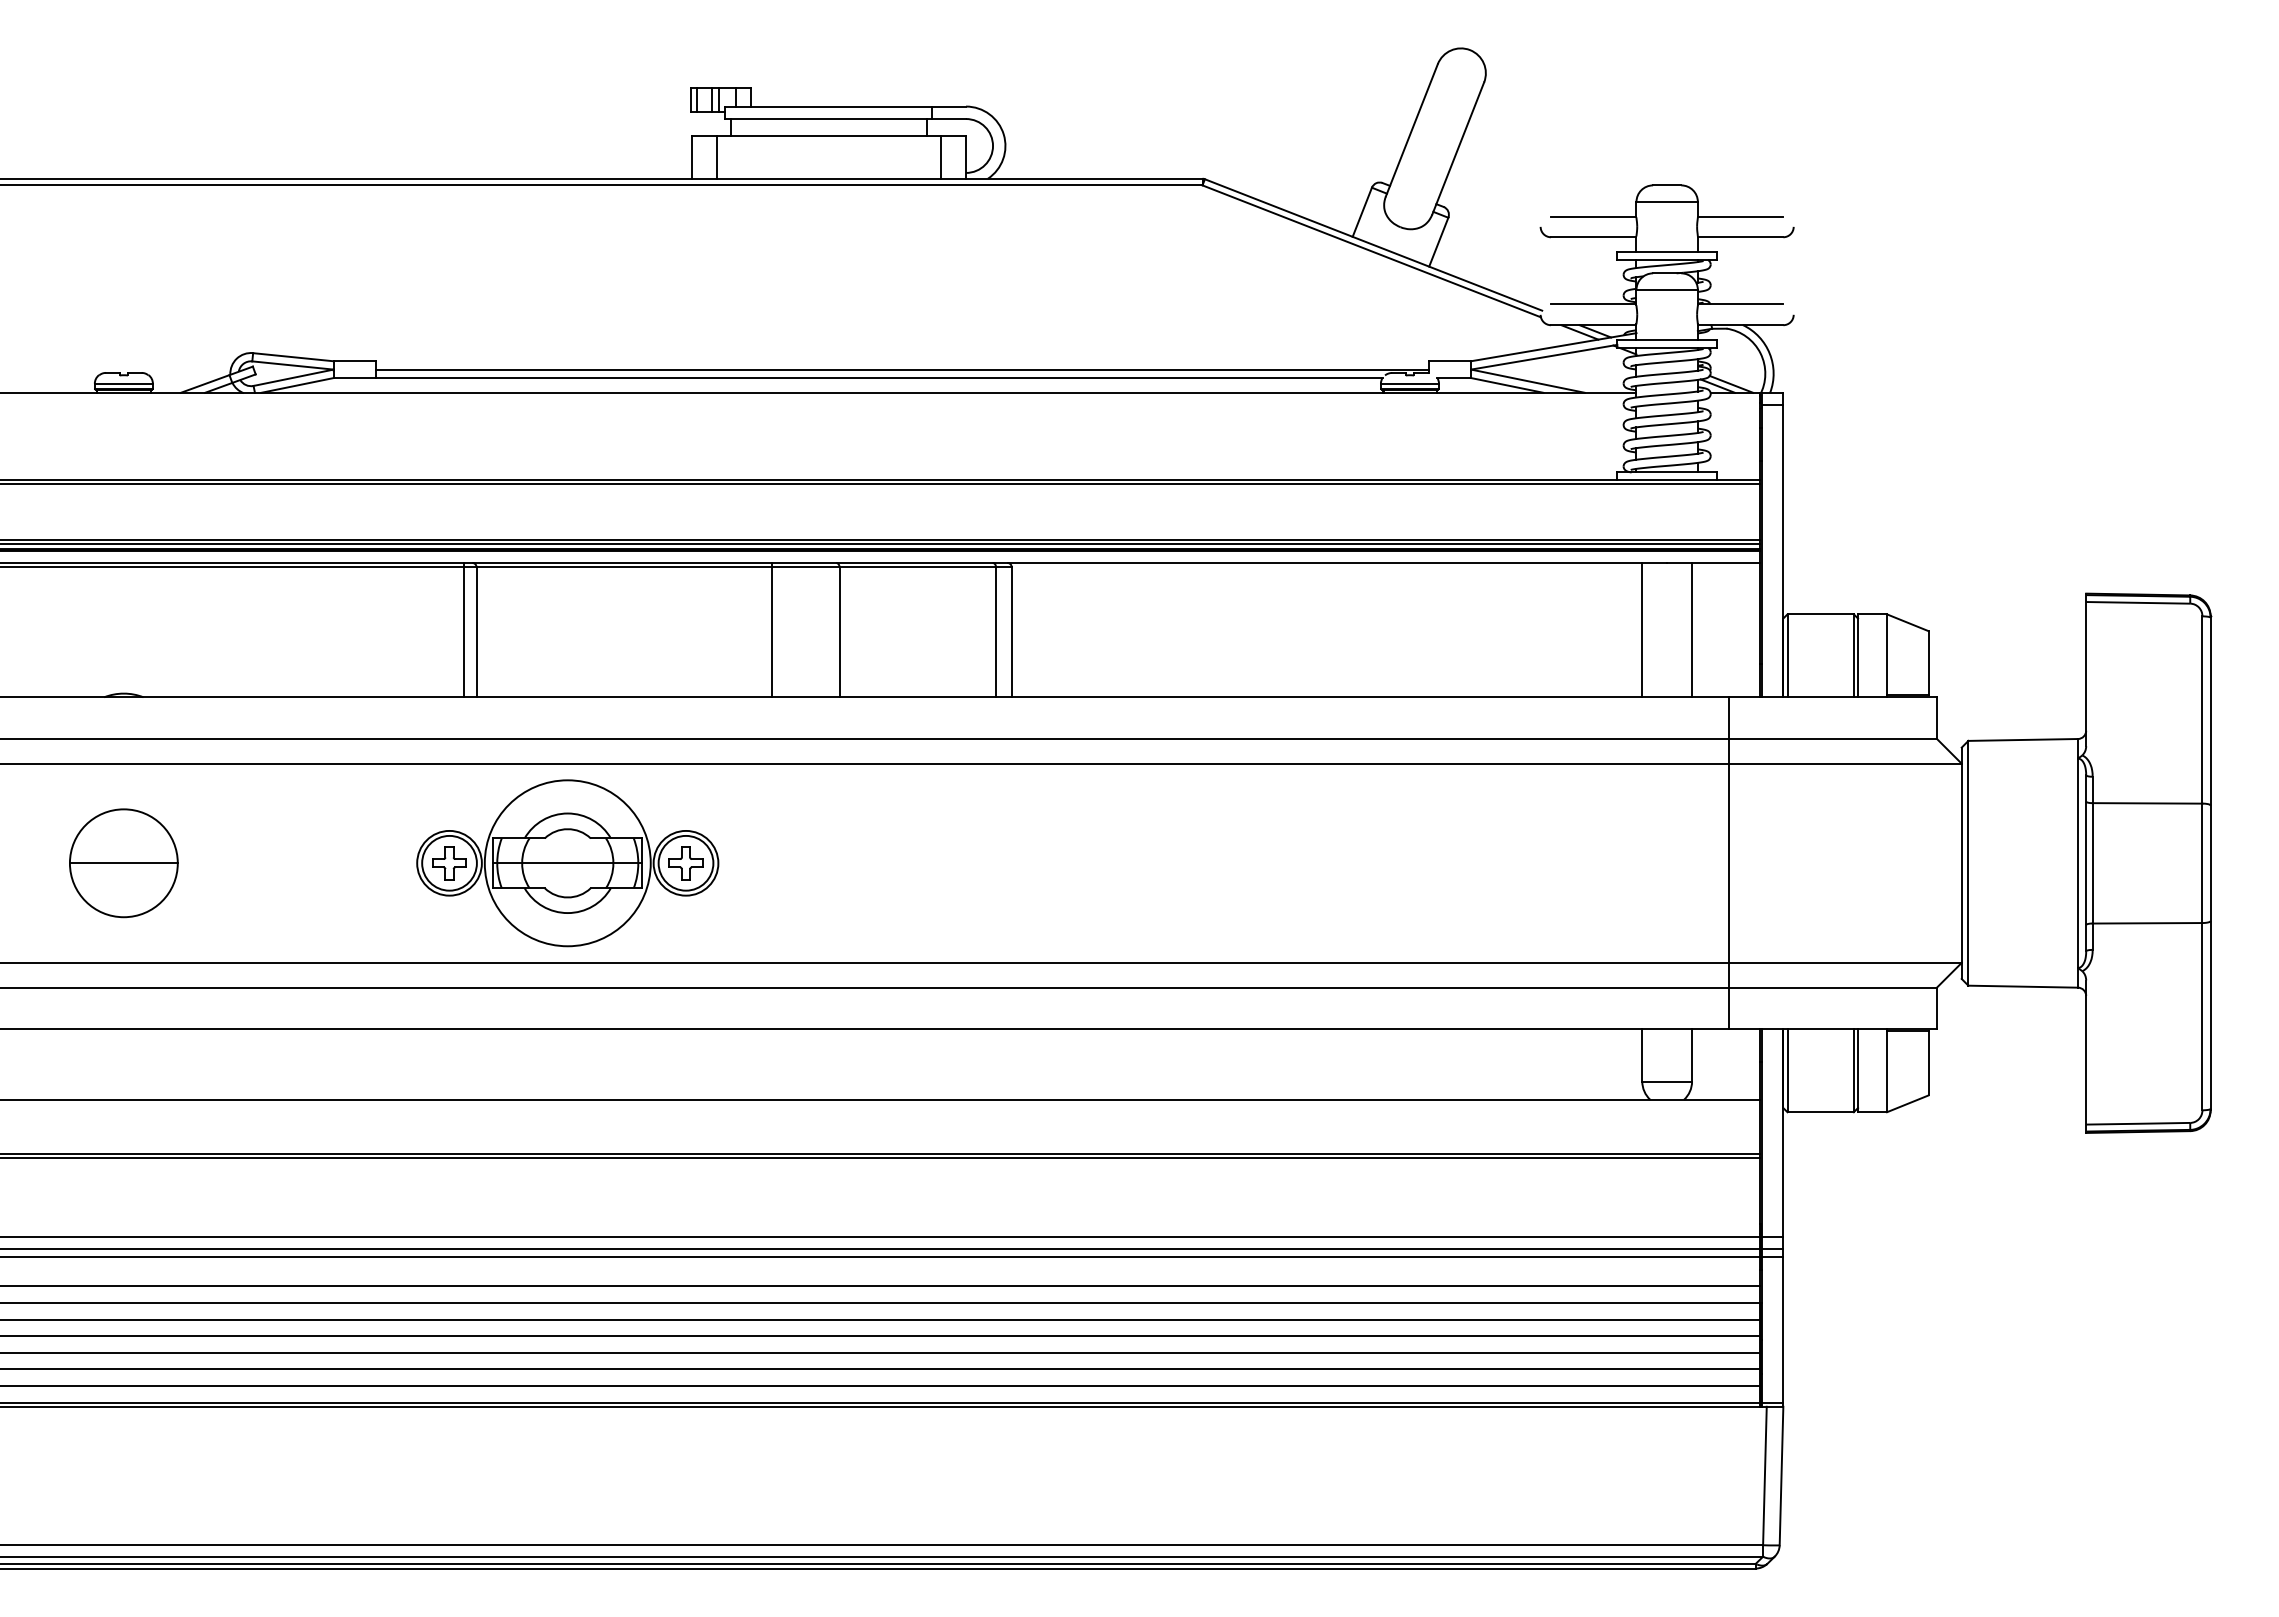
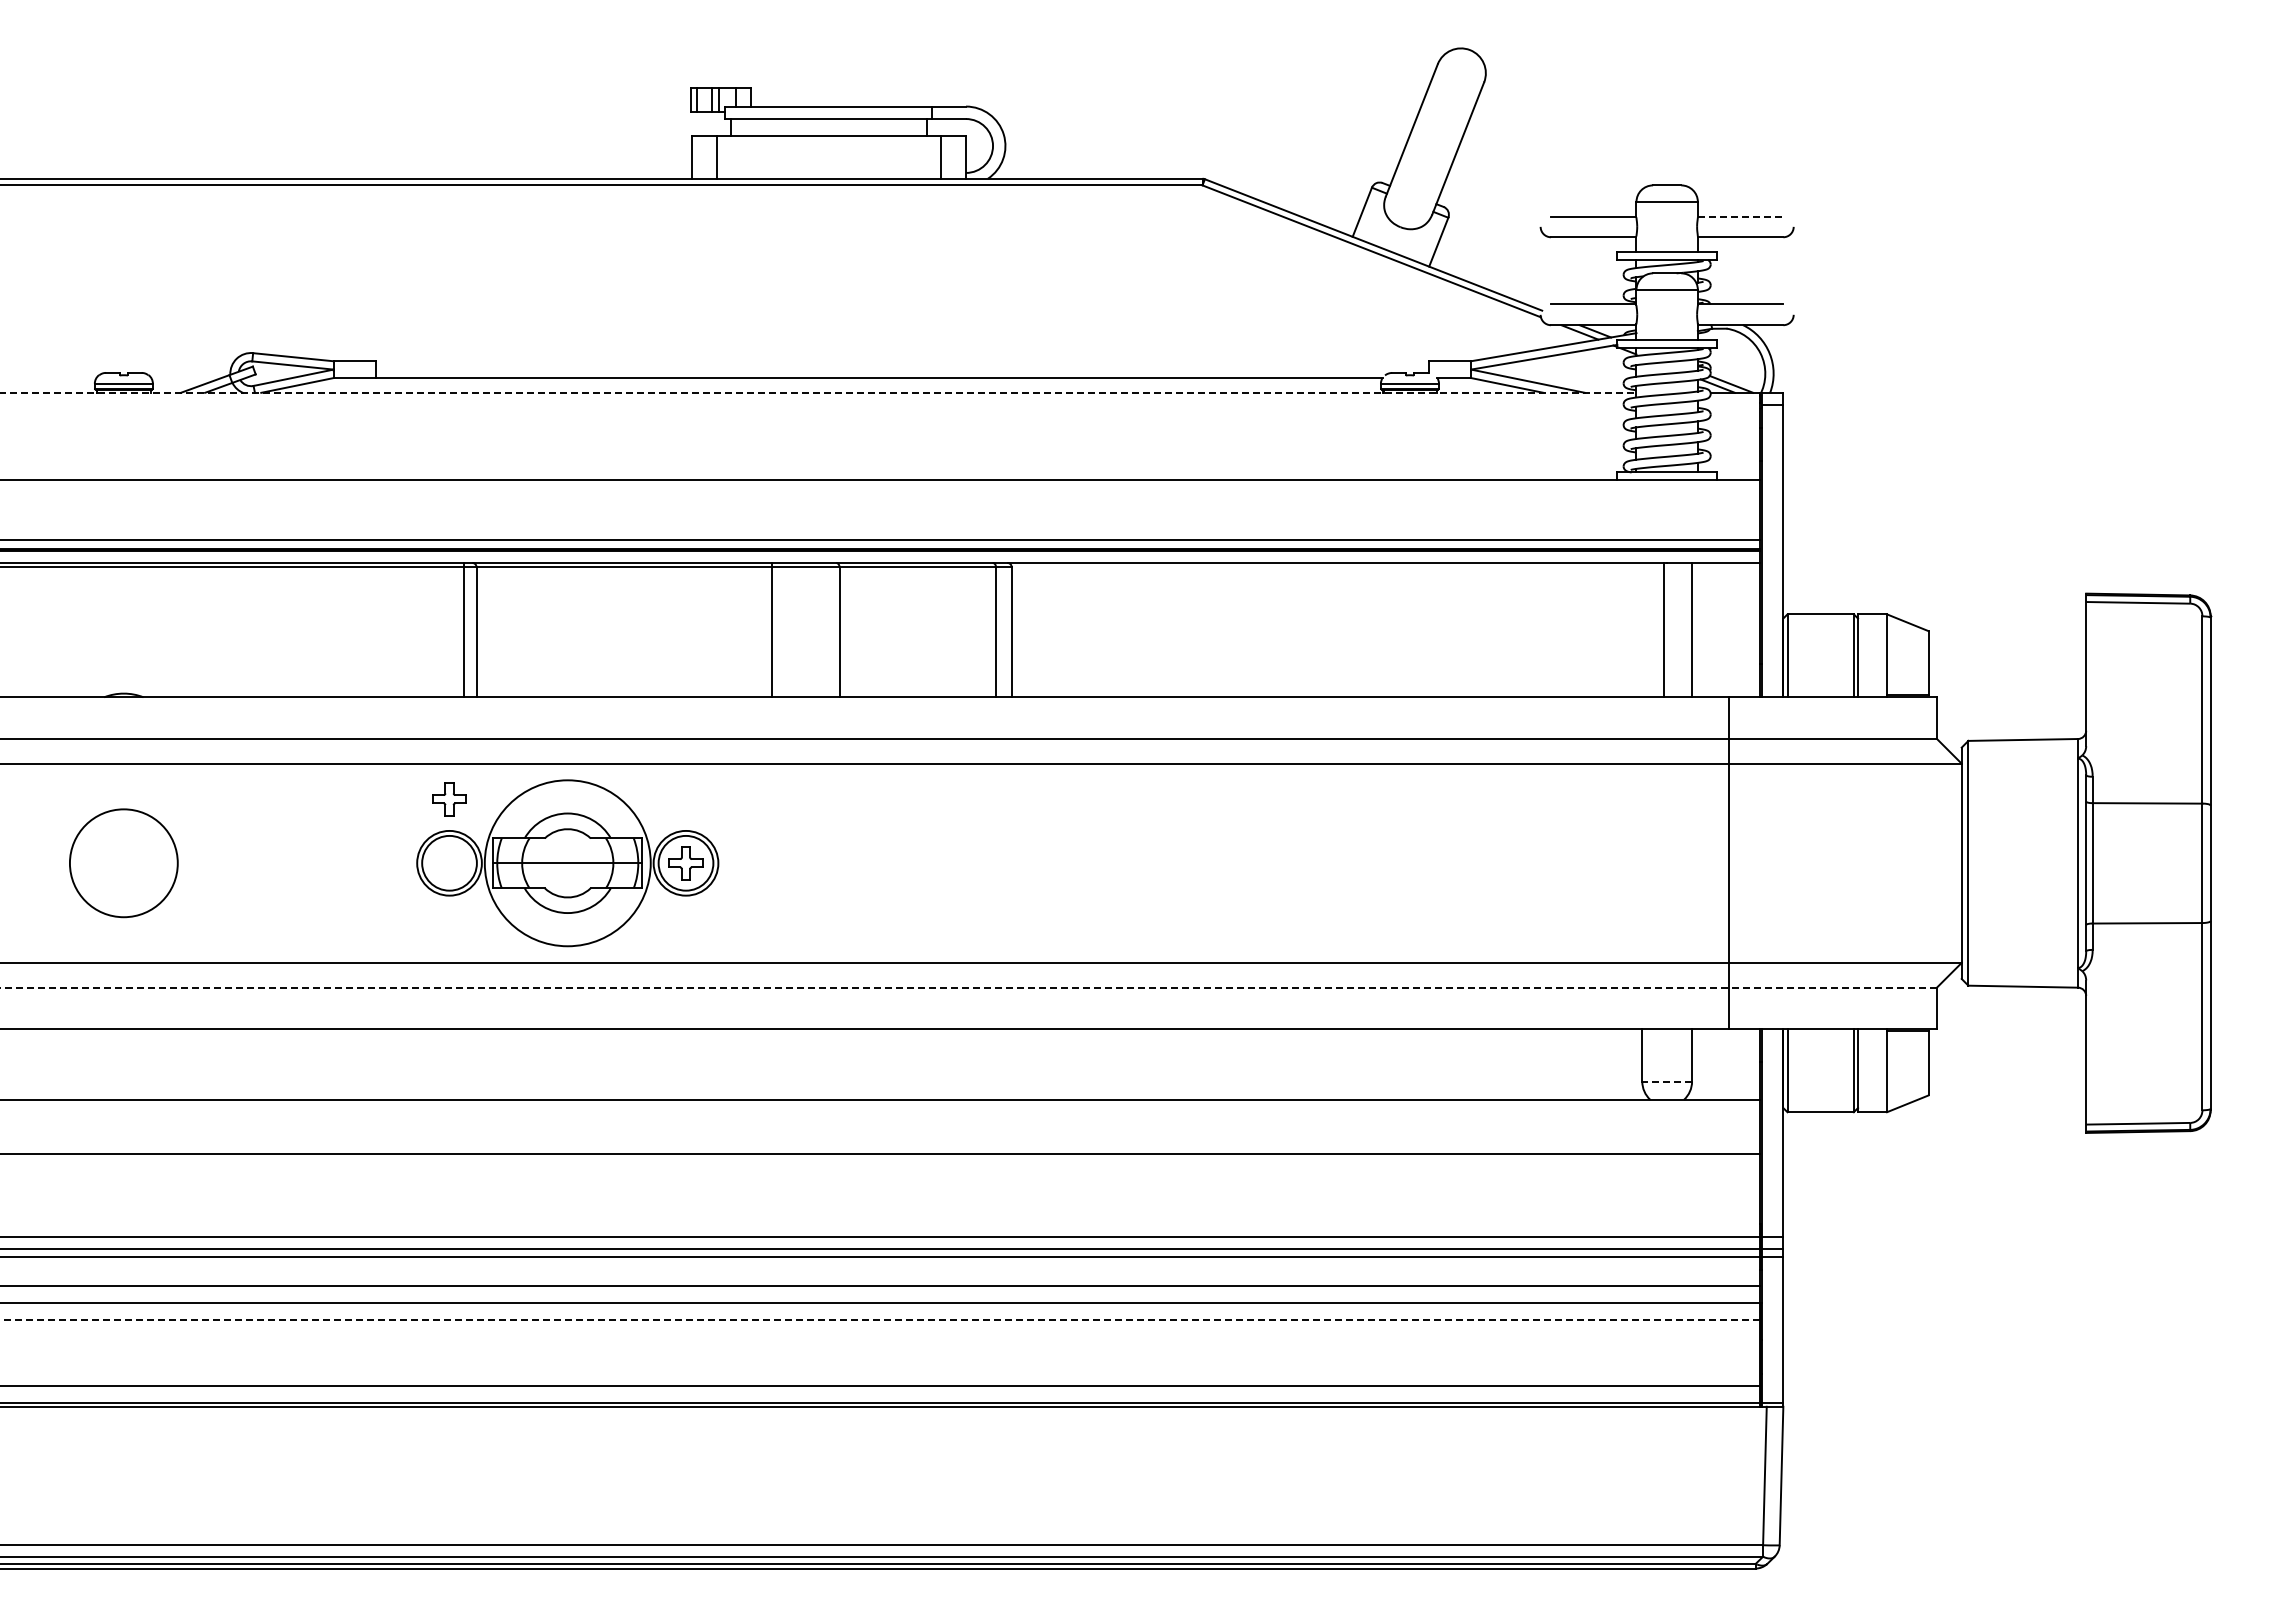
line: solid -> dashed (1740, 216)
line: present -> none (902, 369)
line: solid -> dashed (818, 392)
line: present -> none (880, 484)
line: present -> none (880, 543)
line position: (1642, 629) -> (1664, 629) (1664, 629)
line: present -> none (123, 863)
part position: (449, 863) -> (449, 799) (449, 799)
line: solid -> dashed (968, 987)
line: solid -> dashed (1667, 1081)
line: present -> none (880, 1157)
line: solid -> dashed (879, 1319)
line: present -> none (880, 1336)
line: present -> none (880, 1352)
line: present -> none (880, 1369)
